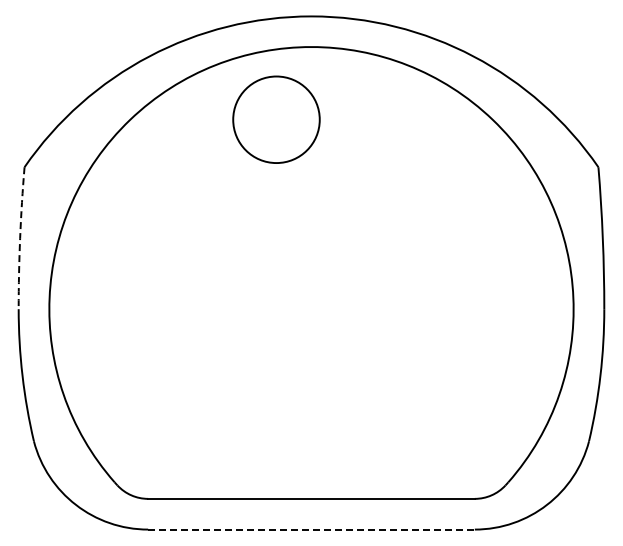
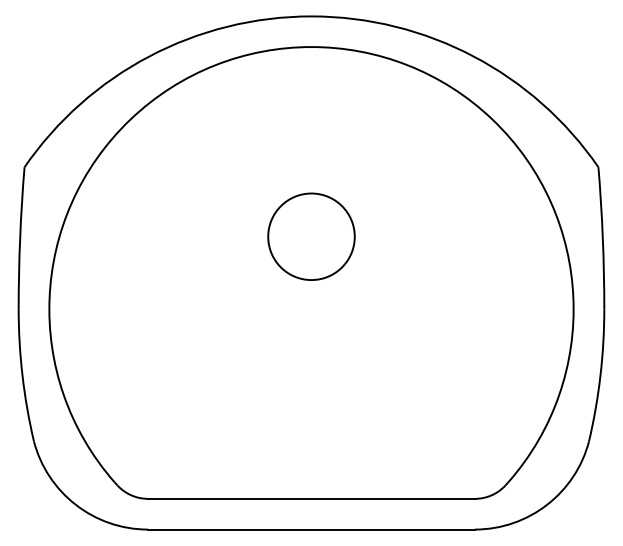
circle position: (276, 119) -> (311, 236) (311, 236)
arc: dashed -> solid (20, 238)
line: dashed -> solid (311, 529)
